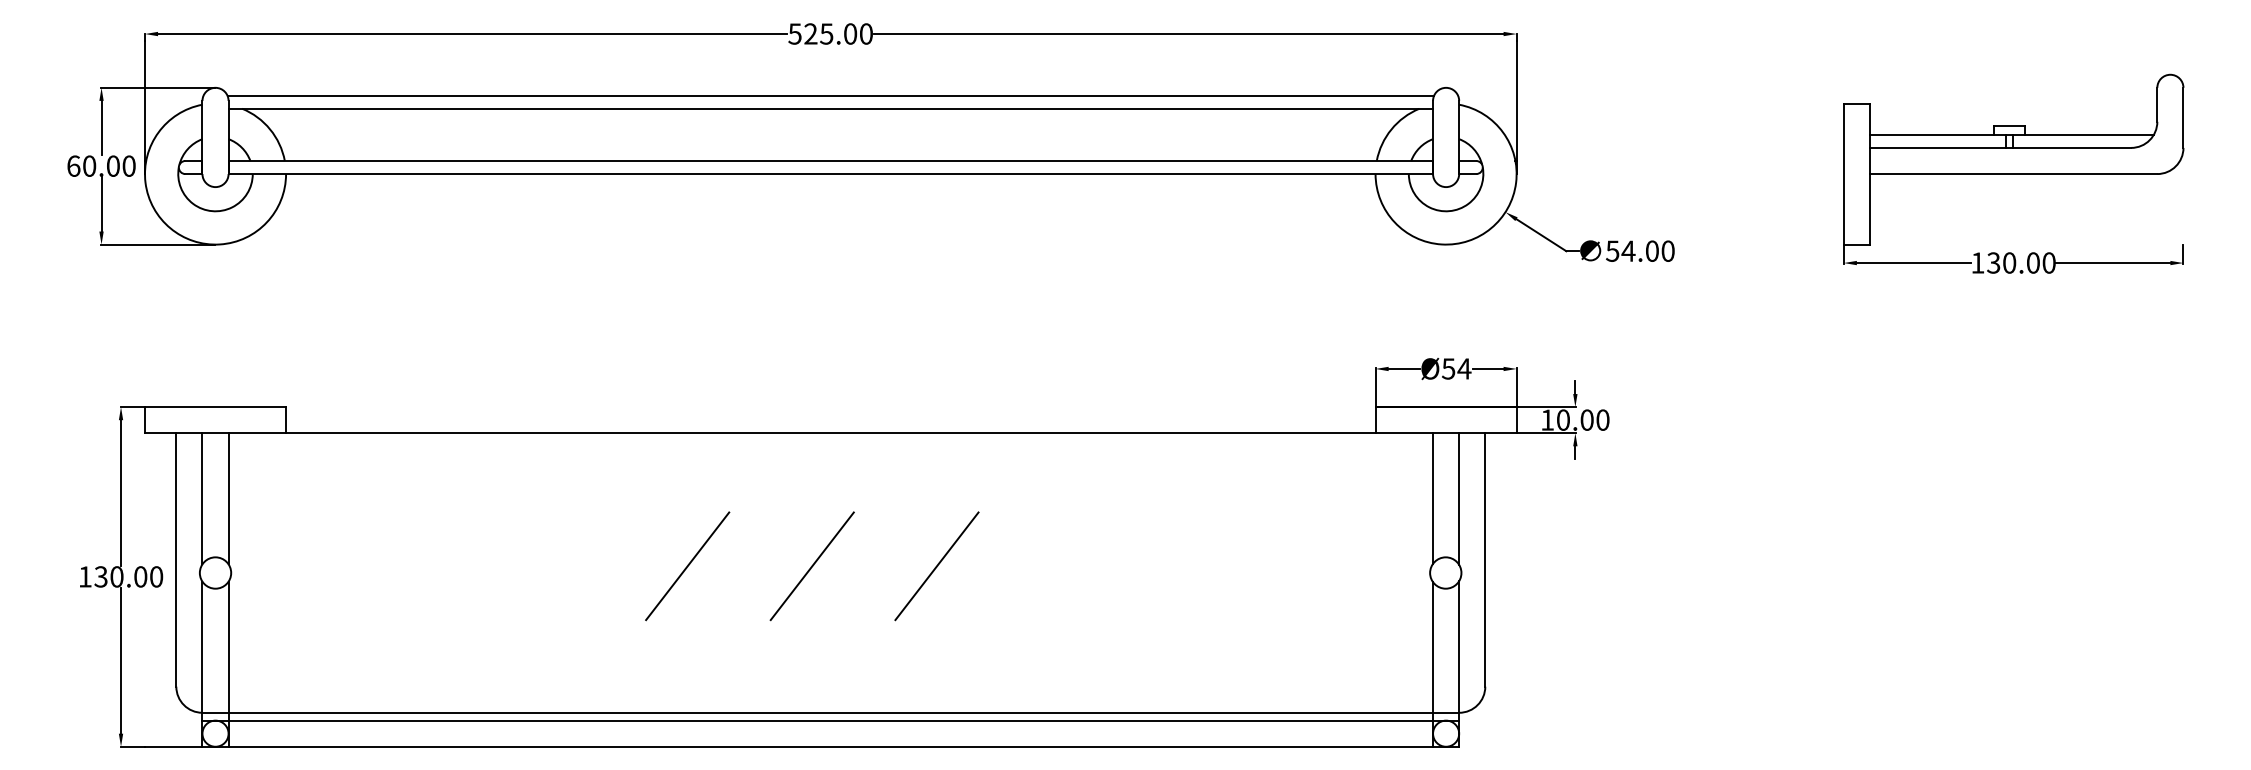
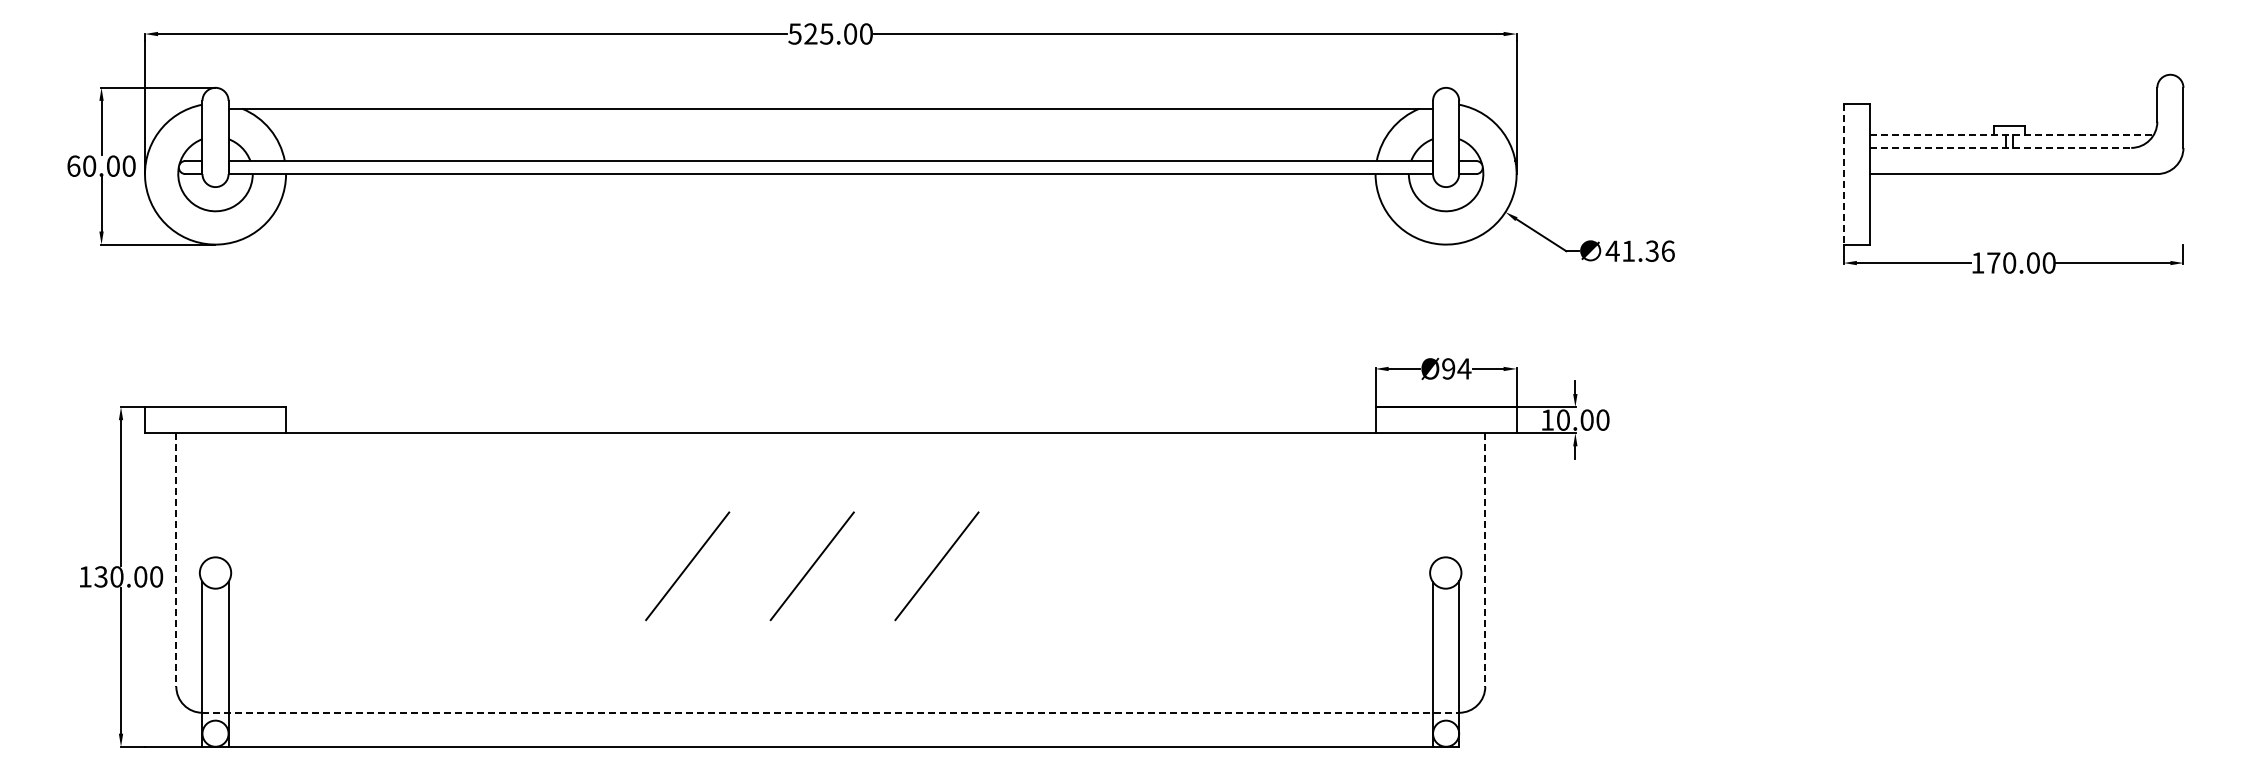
line: present -> none (830, 95)
line: solid -> dashed (2011, 134)
line: solid -> dashed (2000, 147)
line: solid -> dashed (1843, 174)
text: 54.00 -> 41.36 (1639, 250)
text: 130.00 -> 170.00 (1993, 262)
text: Ø54 -> Ø94 (1448, 368)
line: present -> none (202, 498)
line: present -> none (228, 498)
line: present -> none (1433, 498)
line: present -> none (1459, 498)
line: solid -> dashed (176, 559)
line: solid -> dashed (1485, 559)
line: solid -> dashed (831, 712)
line: present -> none (830, 720)
